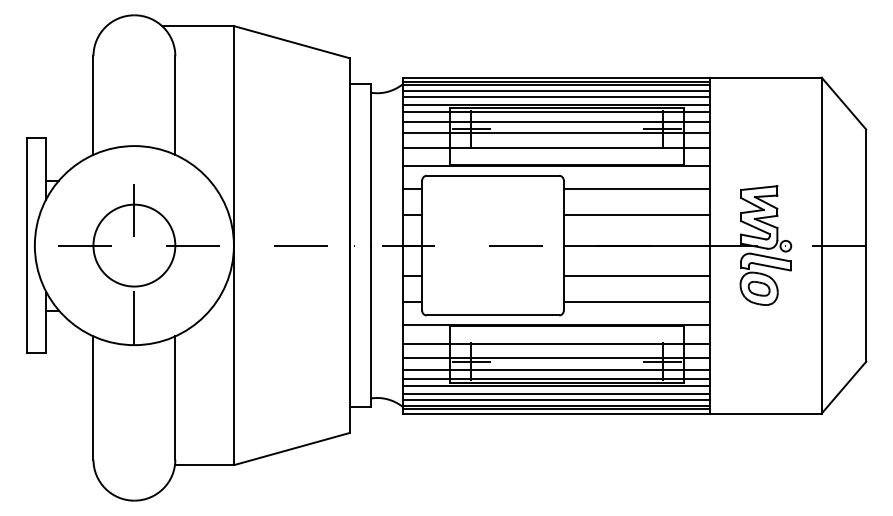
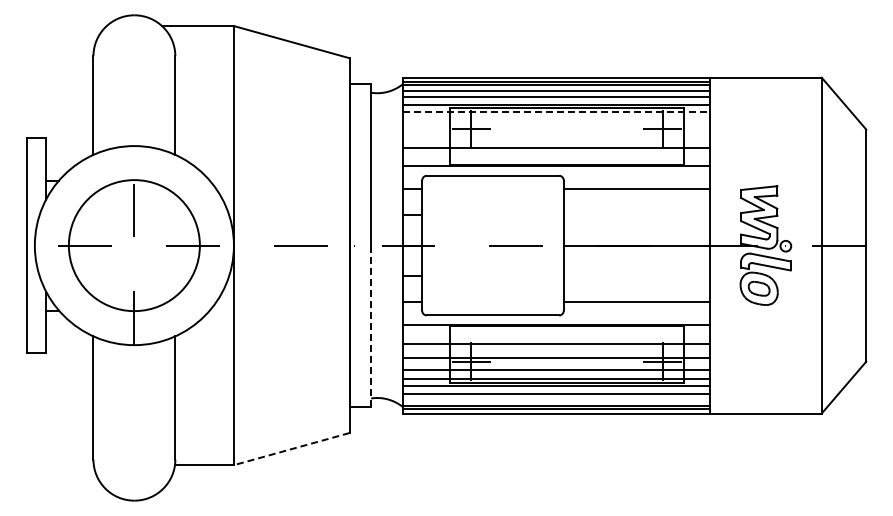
line: solid -> dashed (556, 112)
line: present -> none (555, 121)
line: present -> none (555, 133)
line: present -> none (636, 215)
circle diameter: 82 px -> 131 px (133, 245)
line: present -> none (636, 276)
line: solid -> dashed (371, 326)
line: present -> none (555, 400)
line: solid -> dashed (291, 449)
